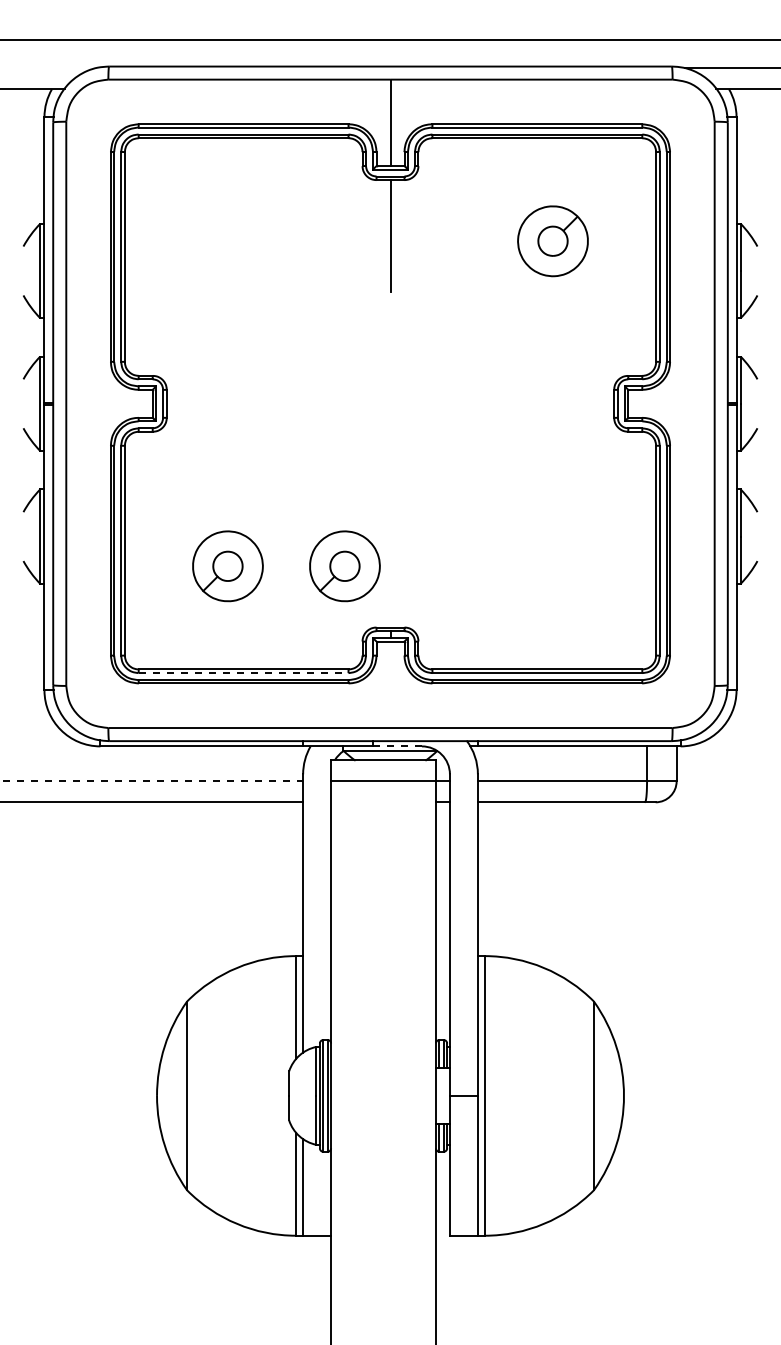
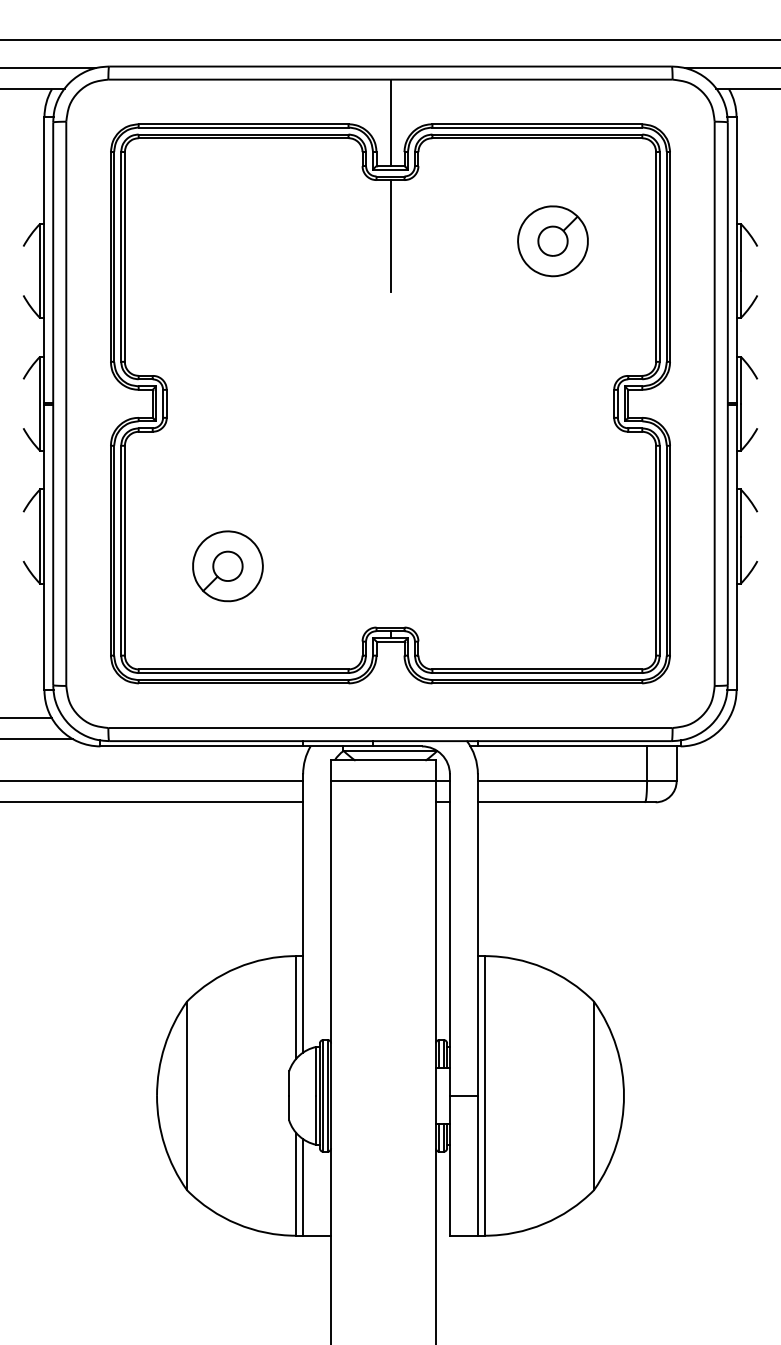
line: none -> present (48, 68)
part: present -> none (344, 566)
line: dashed -> solid (243, 673)
line: none -> present (26, 718)
line: none -> present (37, 739)
line: dashed -> solid (398, 746)
line: dashed -> solid (152, 781)
